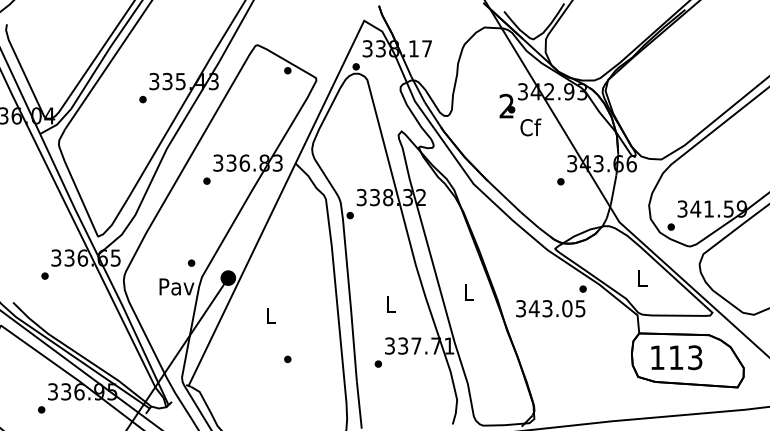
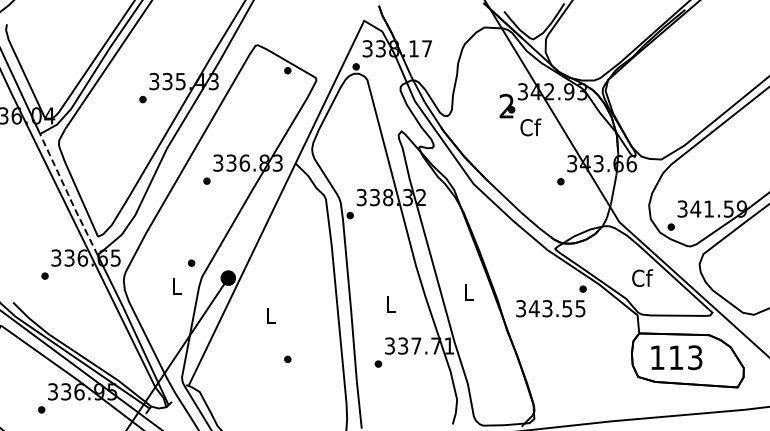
line: solid -> dashed (68, 195)
text: L -> Cf (642, 277)
text: Pav -> L (176, 286)
text: 343.05 -> 343.55 (567, 308)
